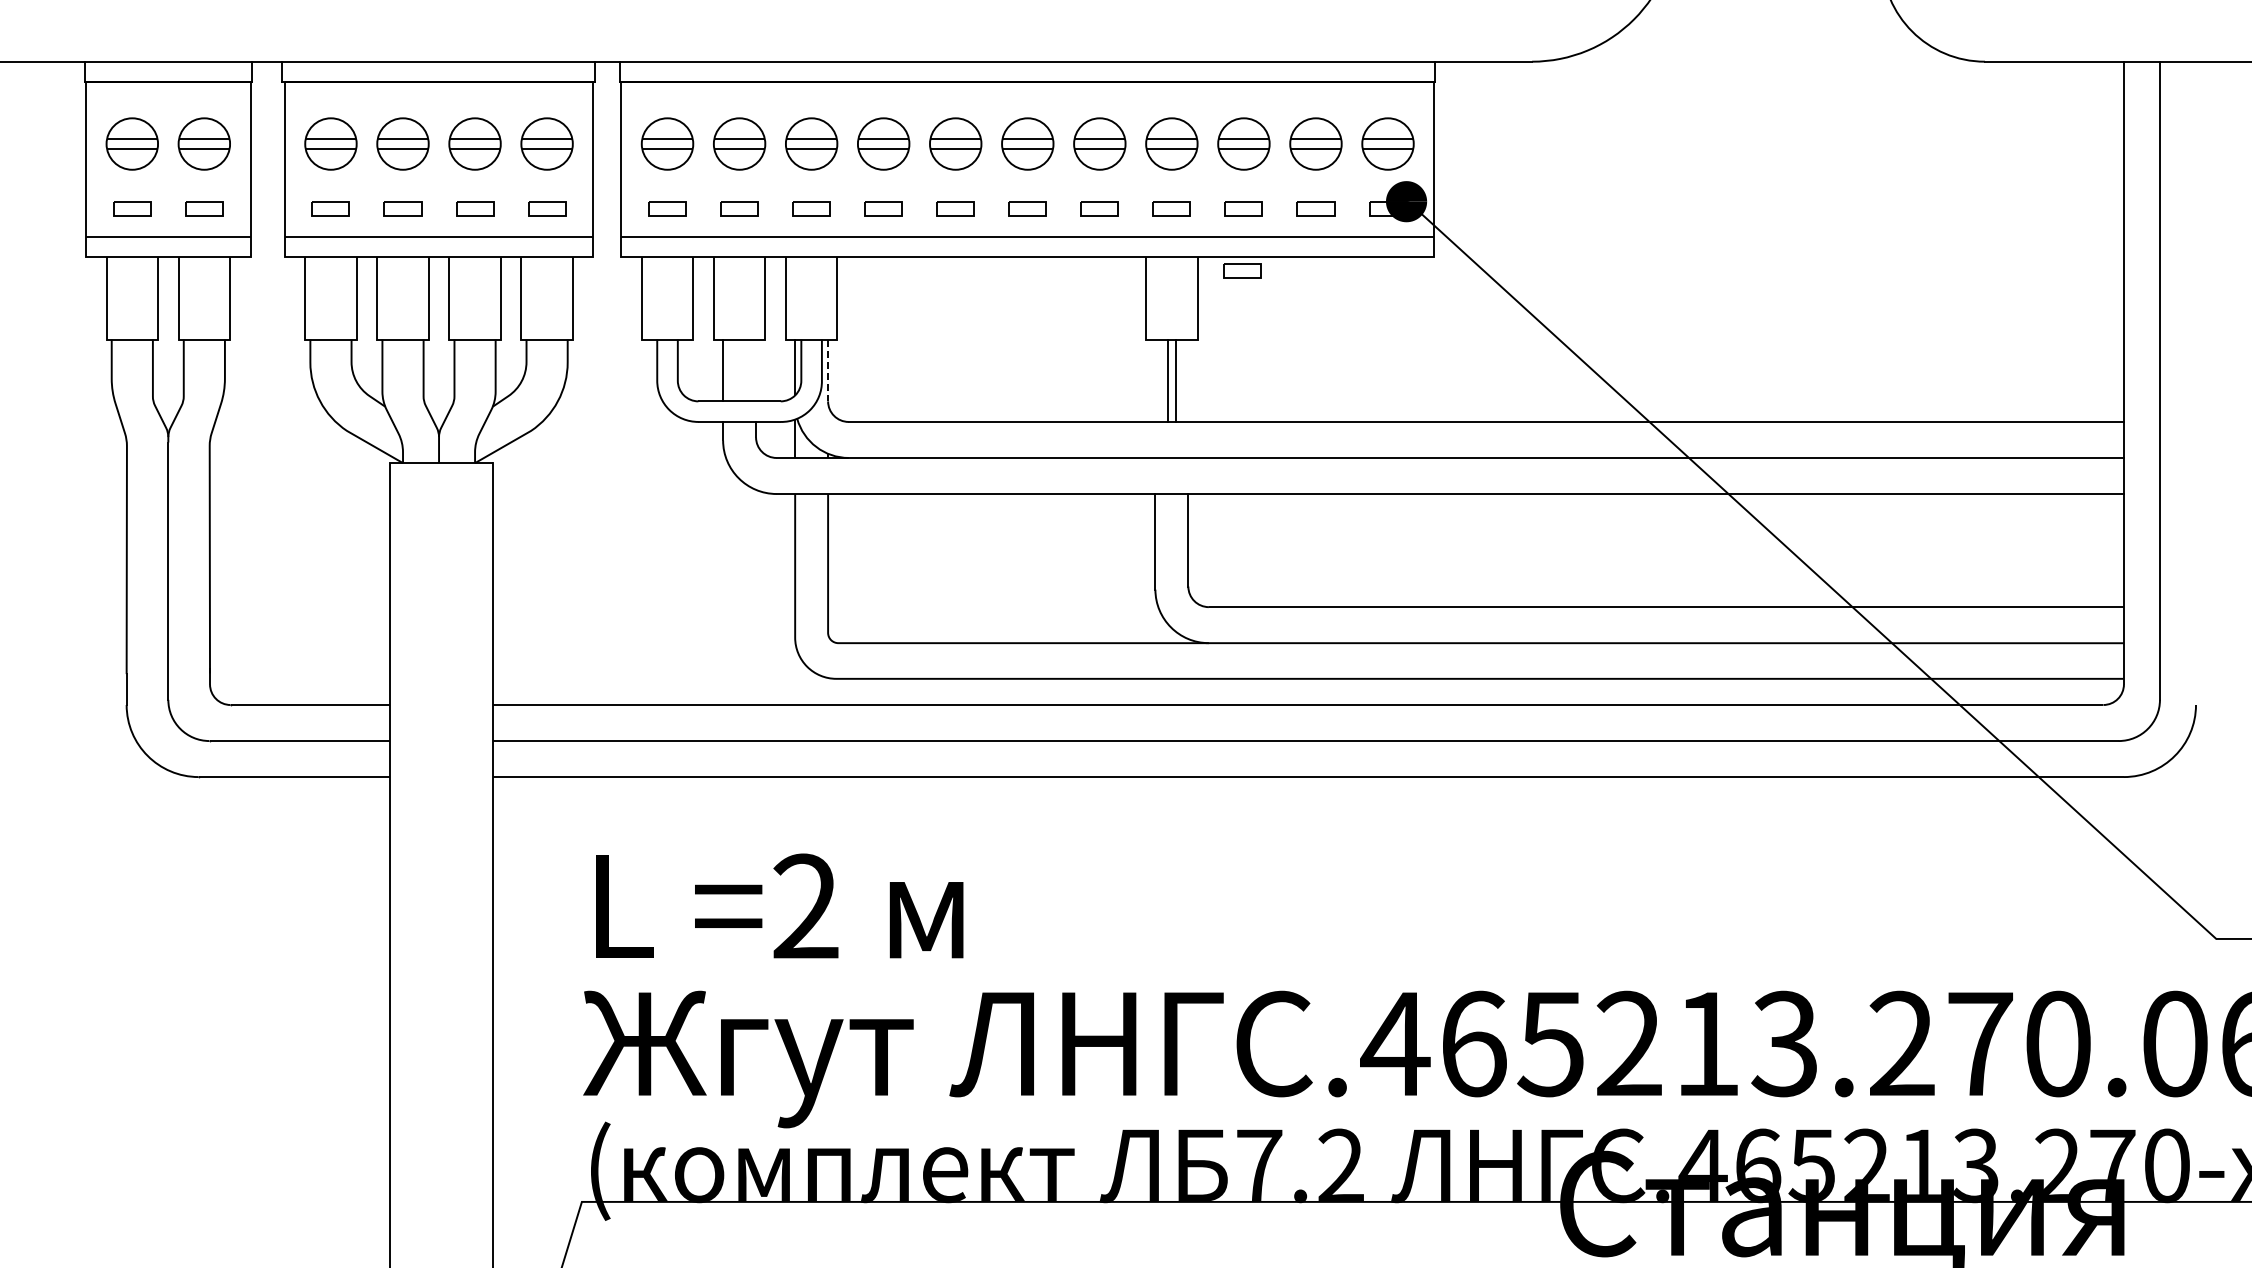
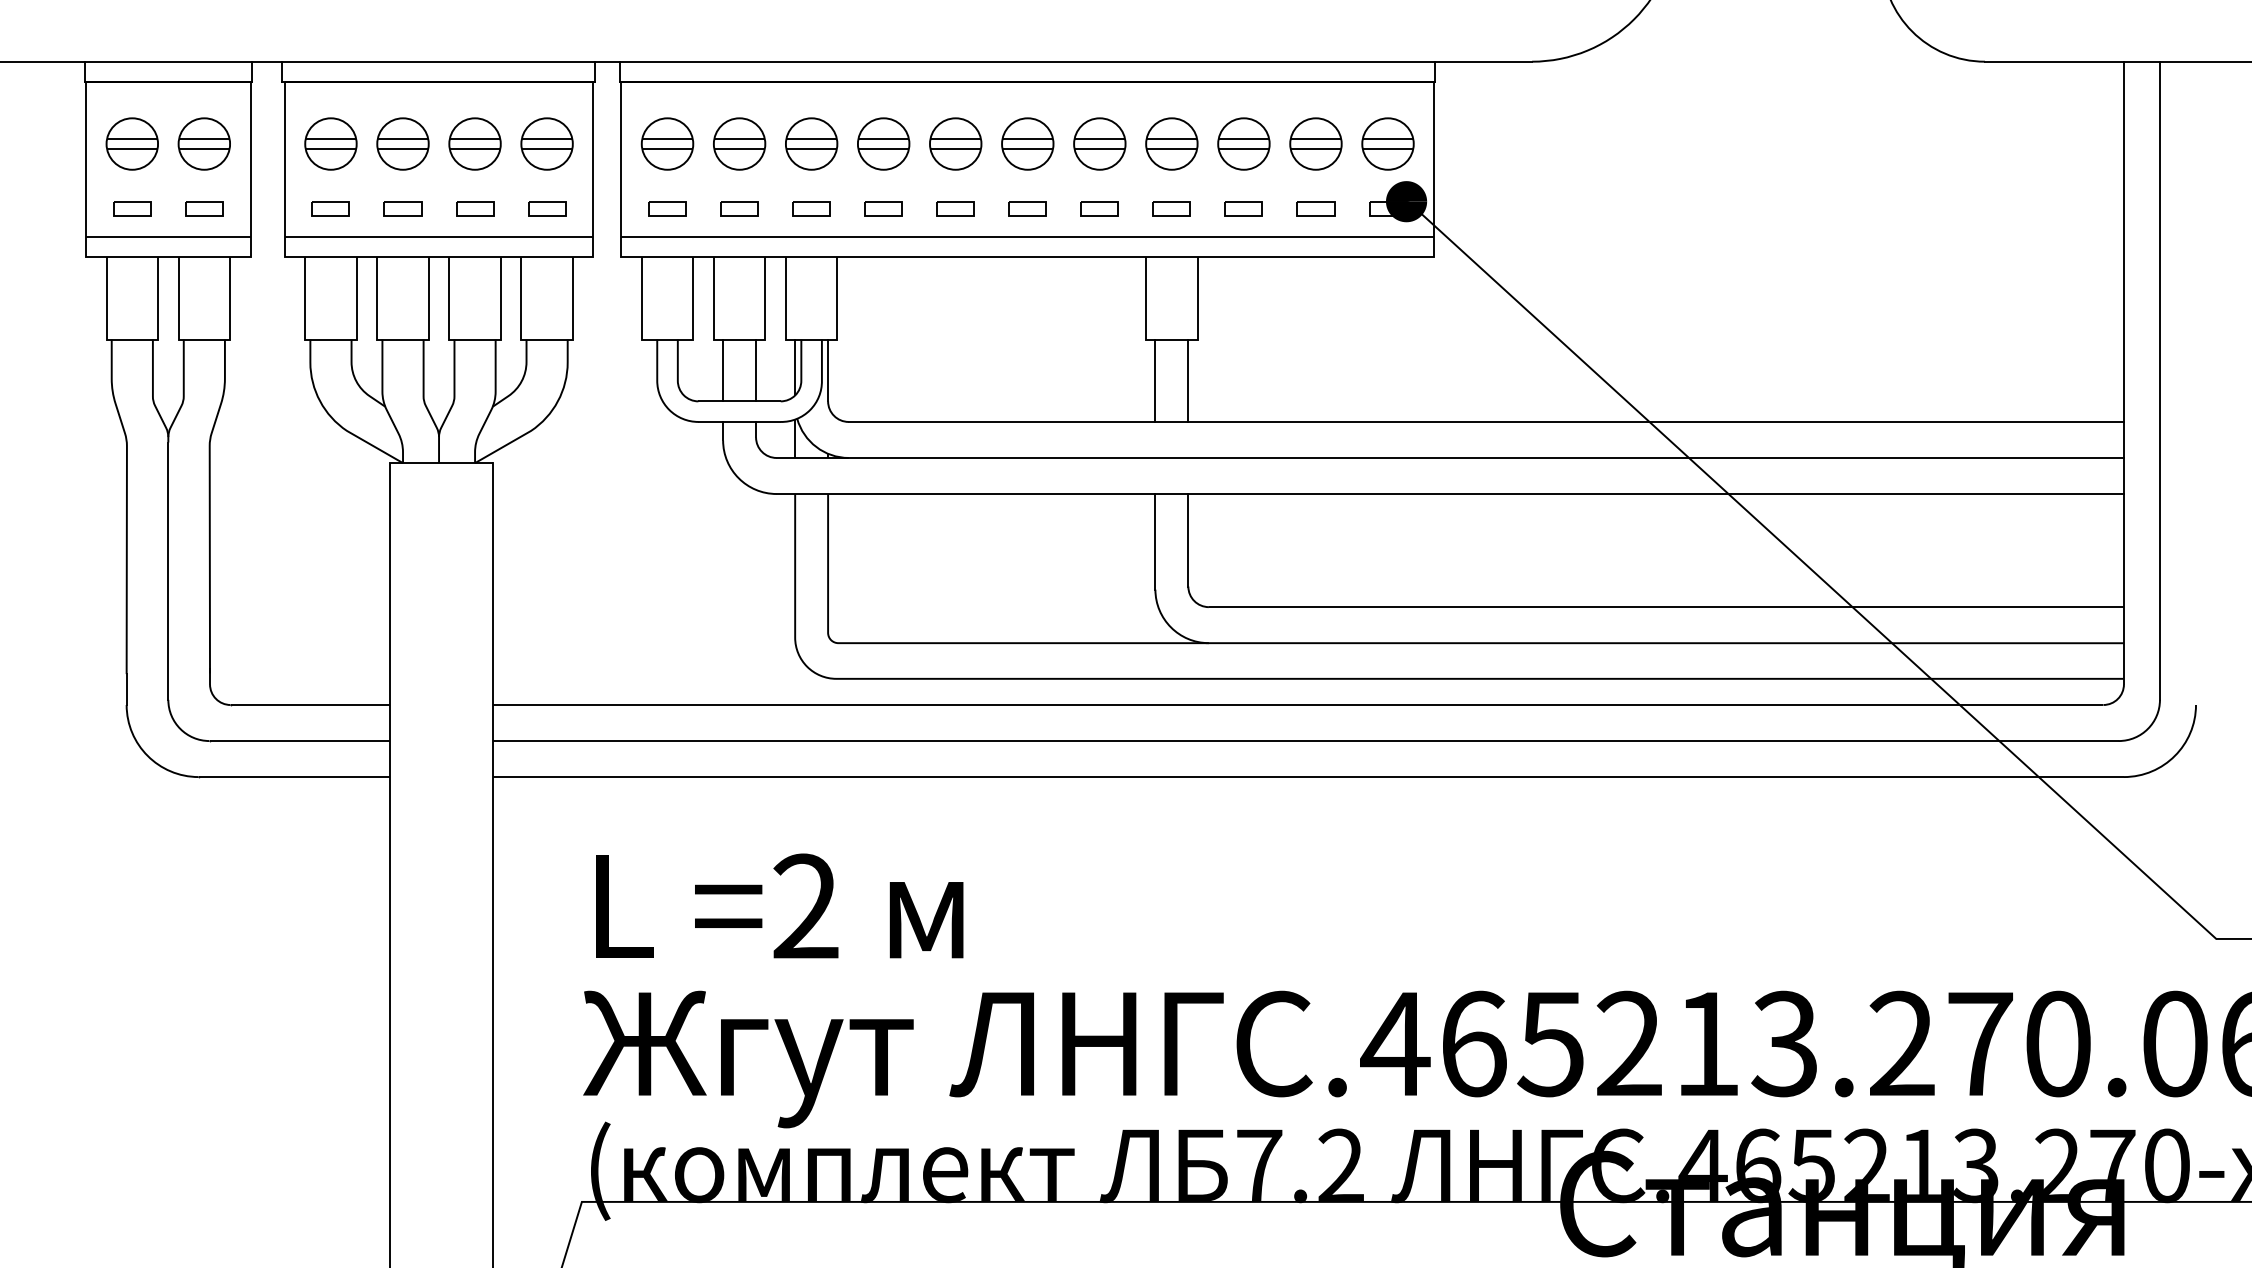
part: present -> none (1242, 270)
line: none -> present (756, 370)
line: dashed -> solid (828, 370)
line position: (1168, 380) -> (1188, 380) (1188, 380)
line position: (1176, 380) -> (1155, 380) (1155, 380)
